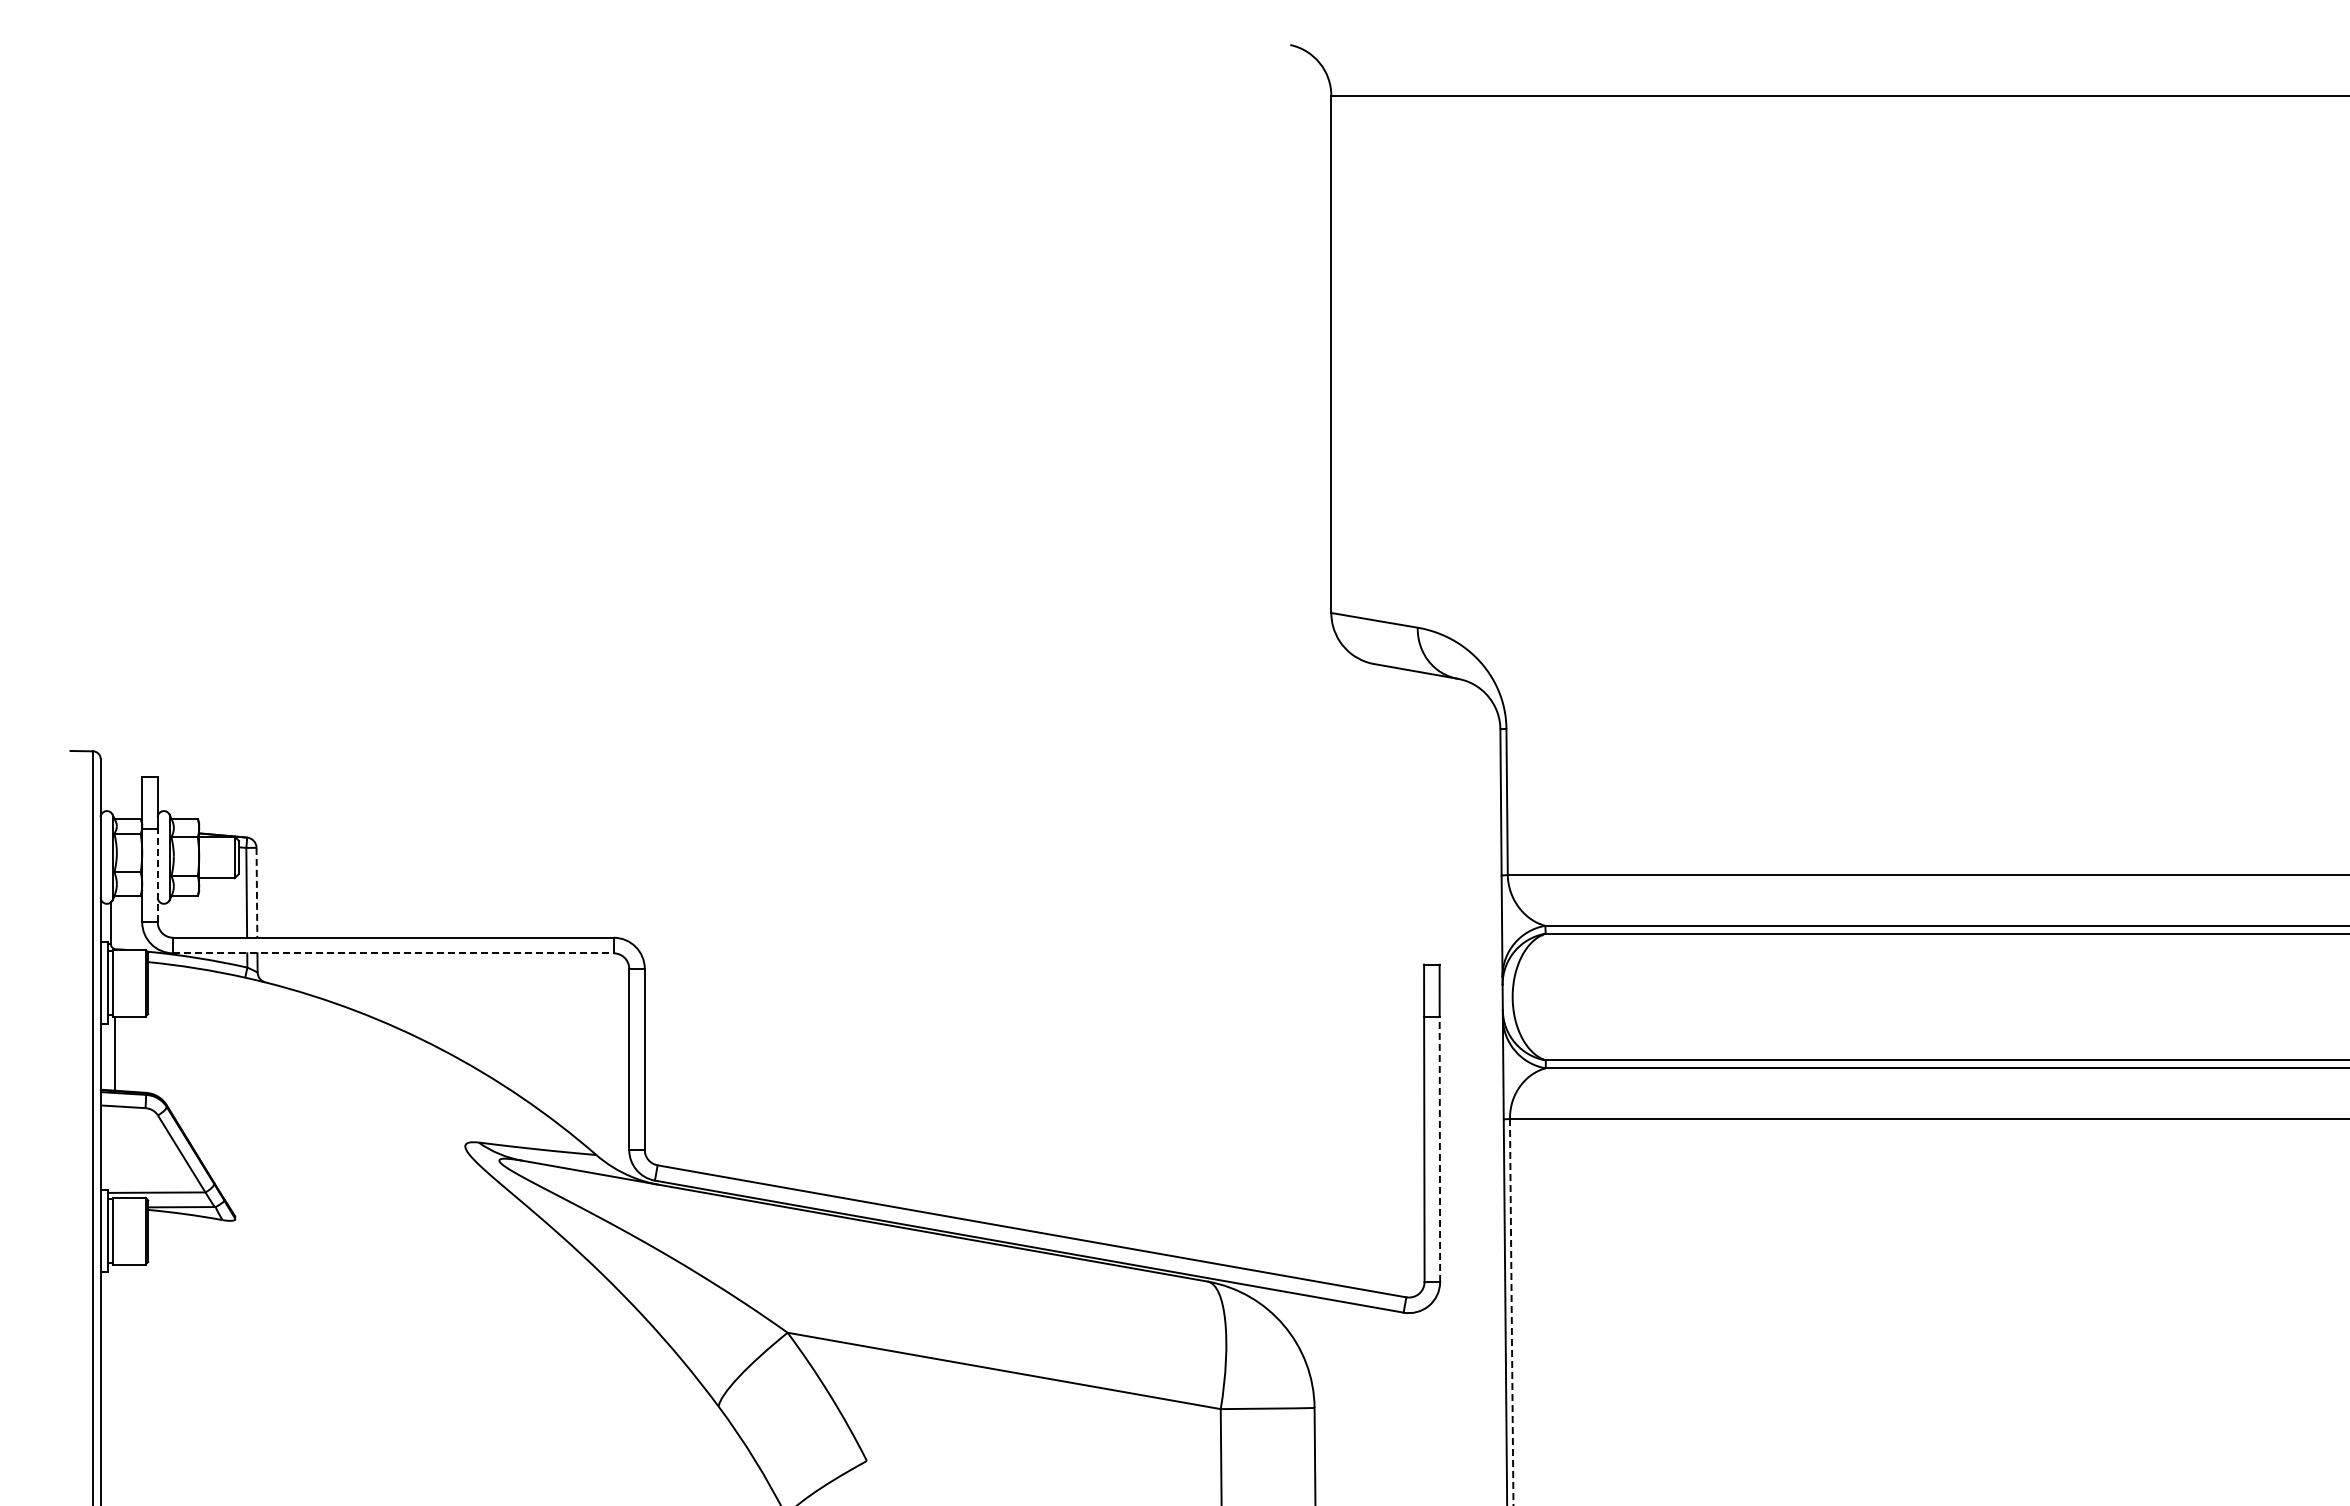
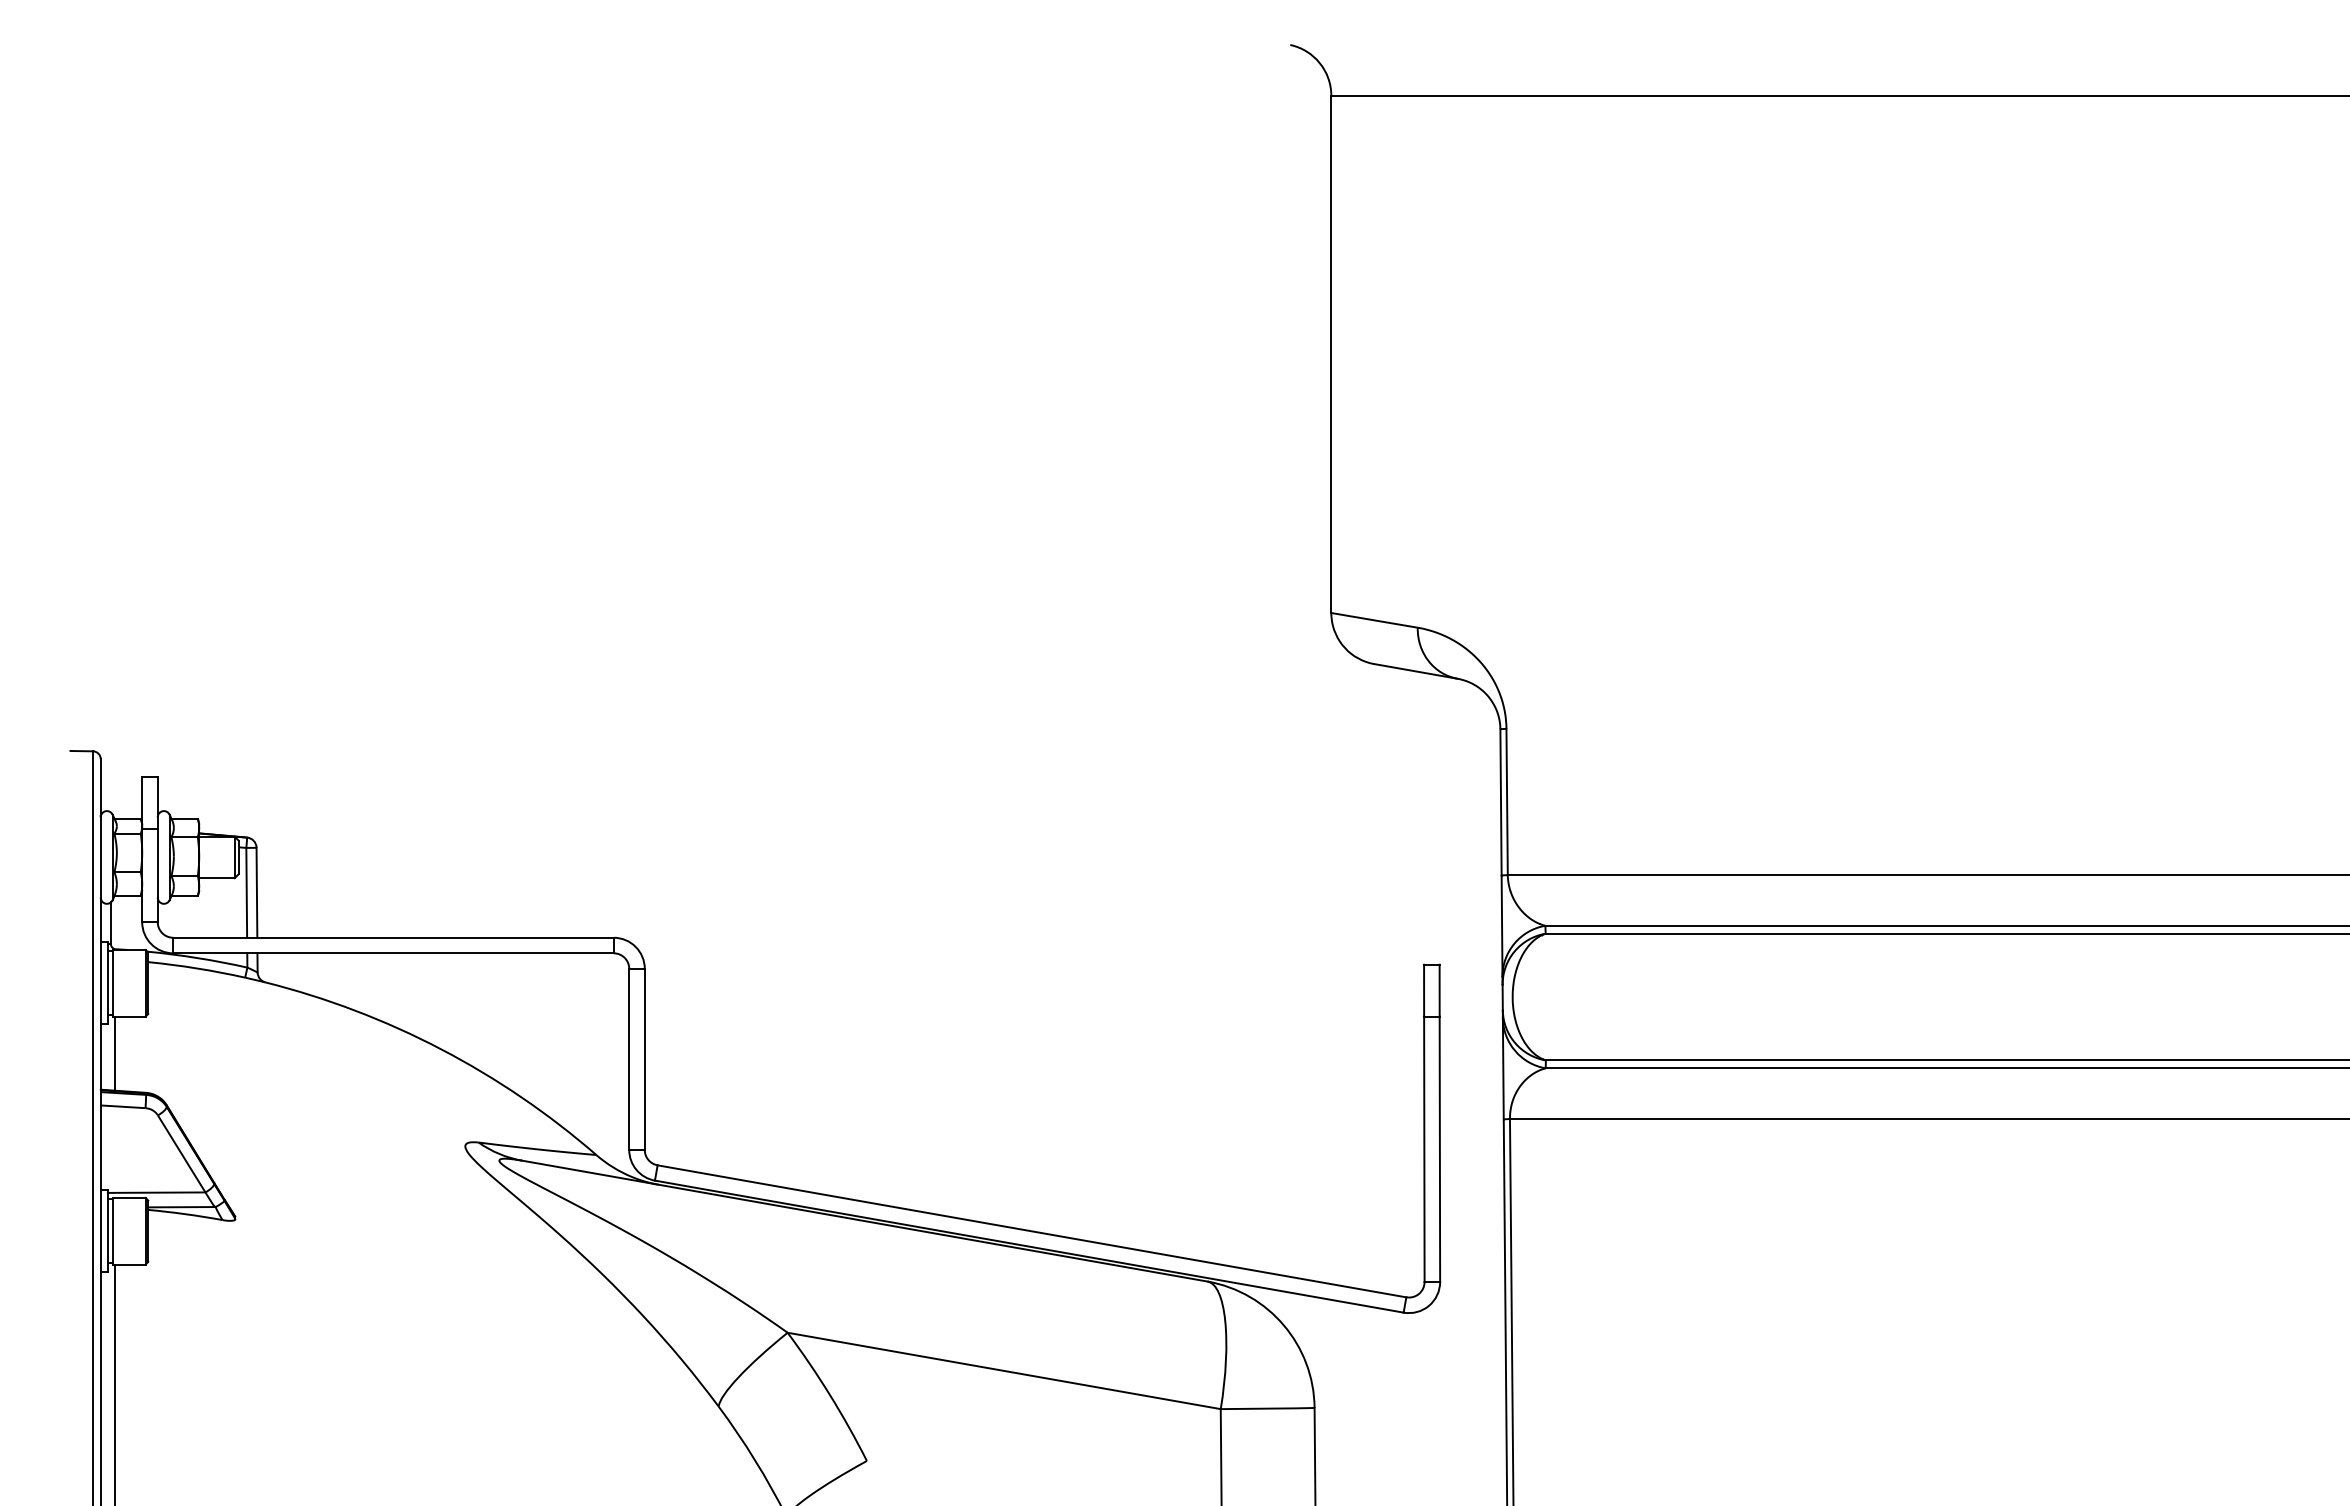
line: dashed -> solid (157, 875)
line: dashed -> solid (256, 892)
line: dashed -> solid (394, 953)
line: dashed -> solid (1439, 1149)
line: dashed -> solid (1511, 1312)
line: none -> present (115, 1383)
